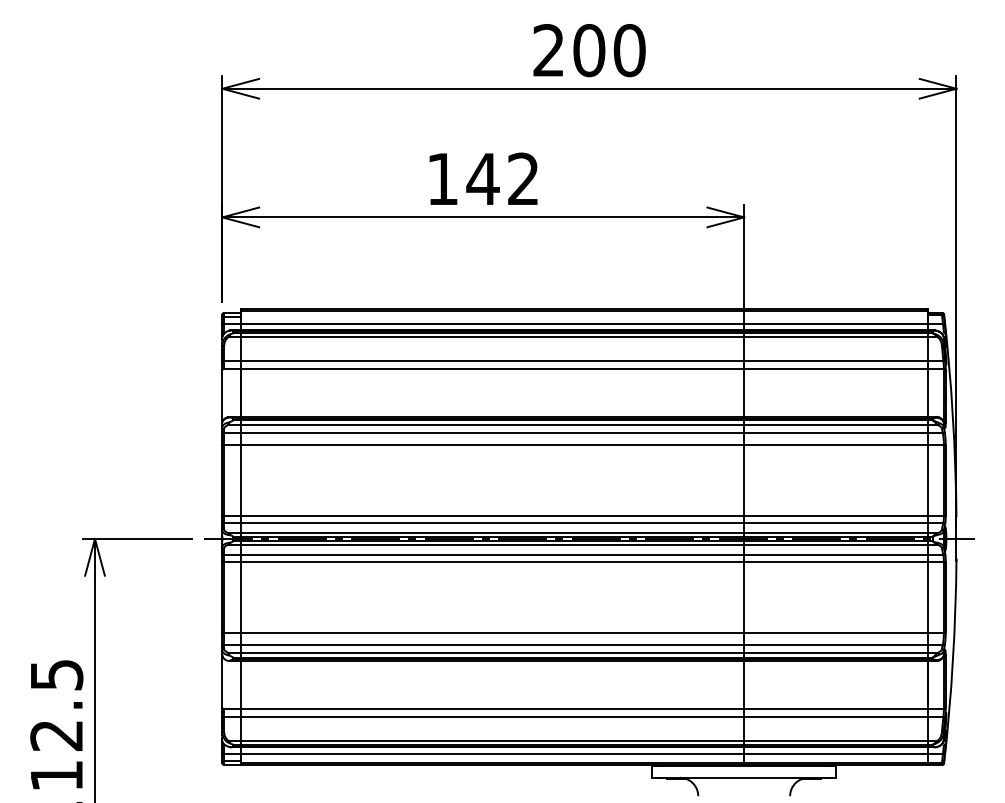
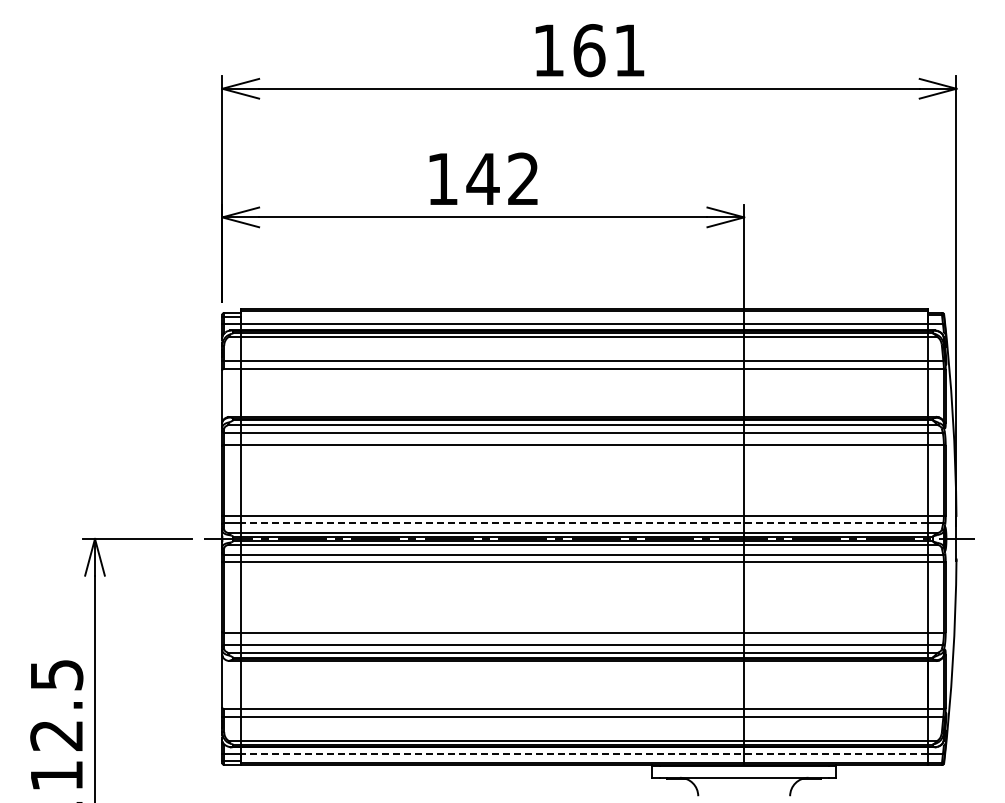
text: 200 -> 161 (589, 50)
line: solid -> dashed (584, 522)
line: solid -> dashed (584, 753)
